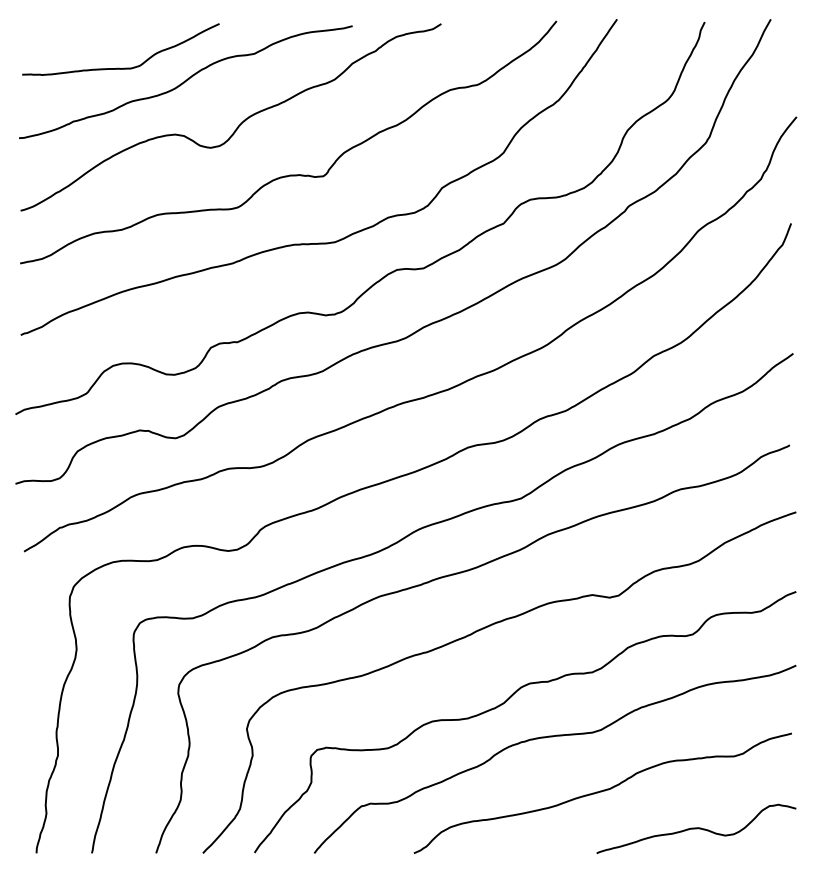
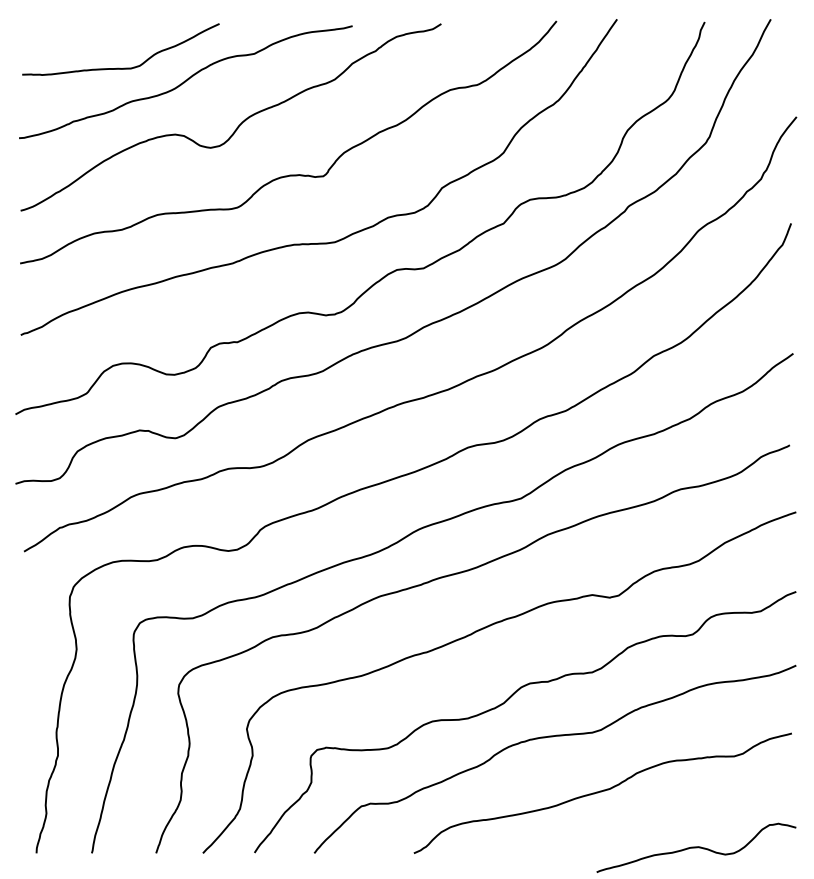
curve position: (696, 828) -> (696, 847) (696, 847)
